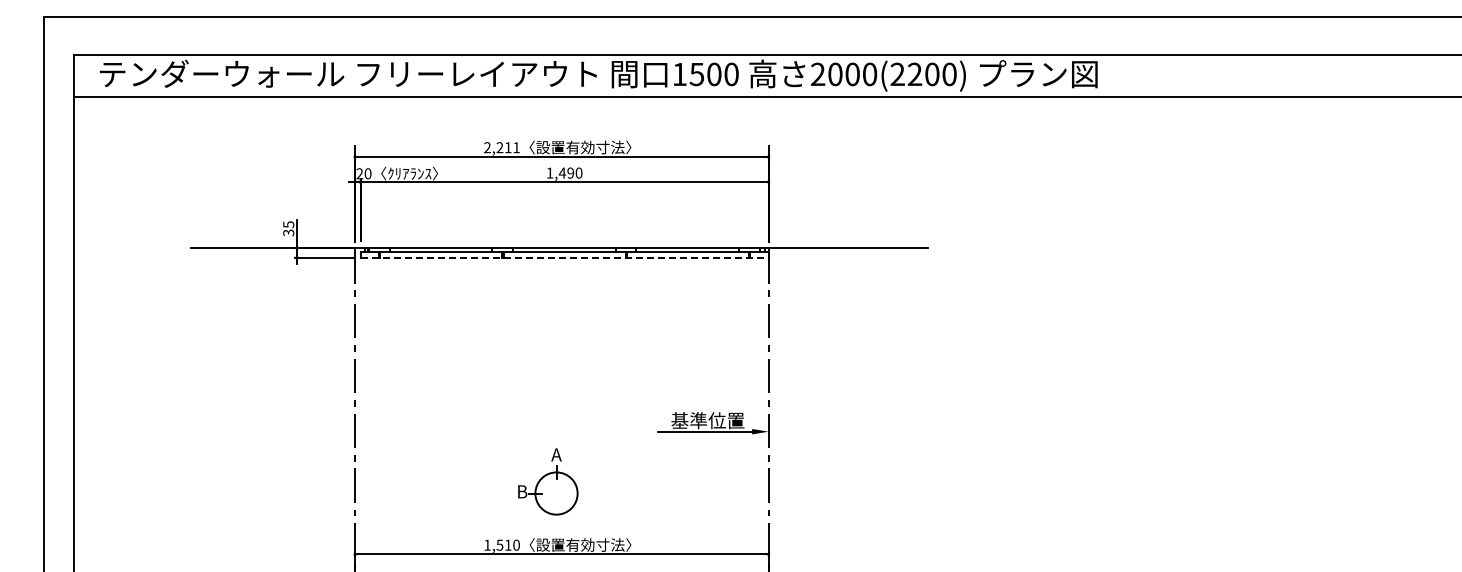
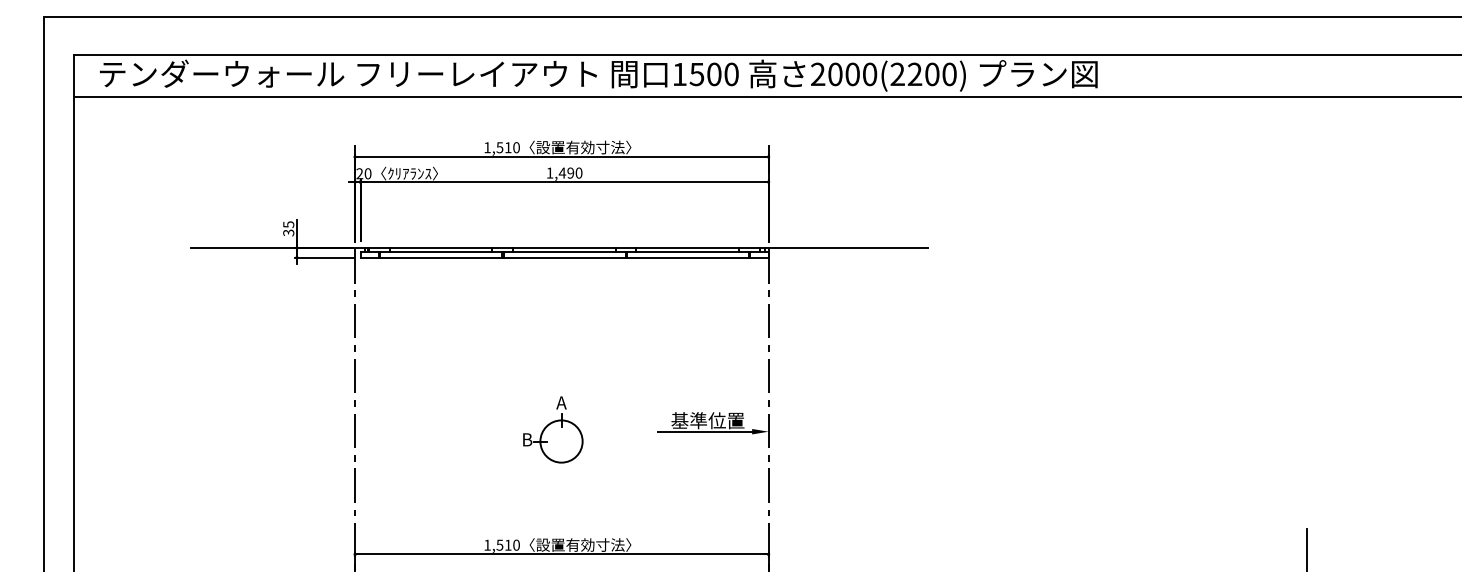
text: 2,211 -> 1,510 (501, 147)
line: dashed -> solid (564, 257)
part position: (548, 481) -> (553, 429) (553, 429)
line: none -> present (1306, 548)
